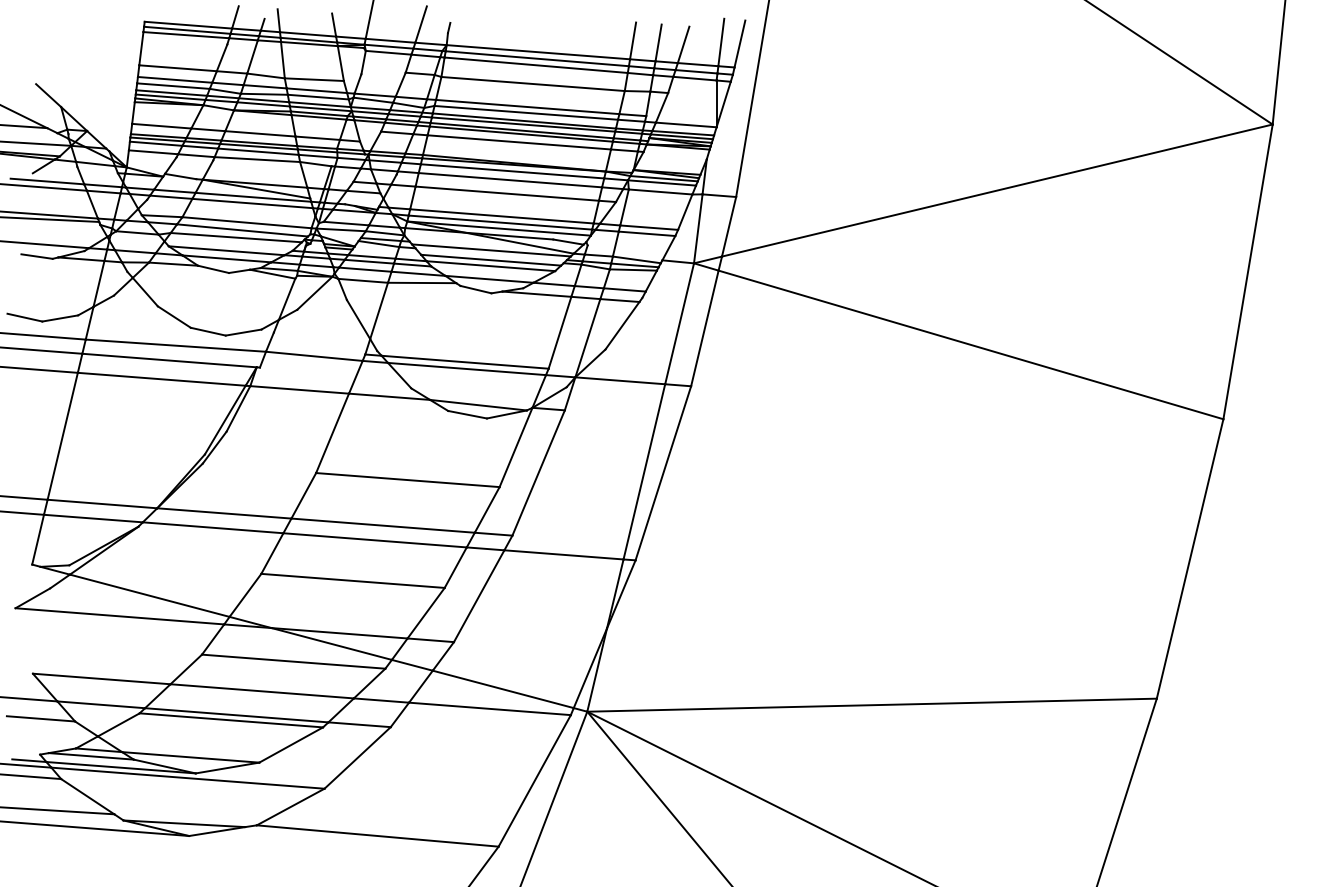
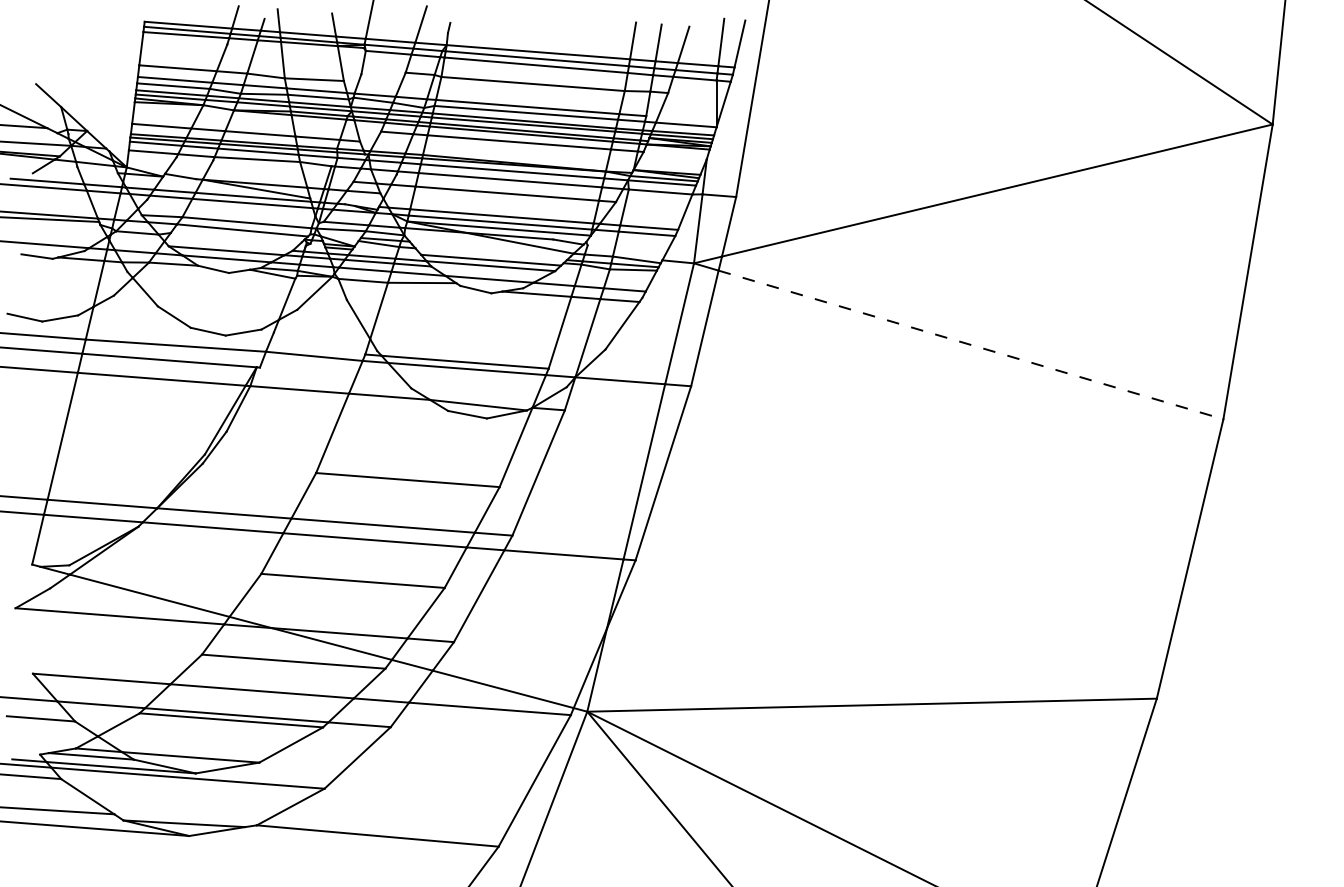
line: present -> none (235, 237)
line: present -> none (491, 250)
line: solid -> dashed (971, 345)
